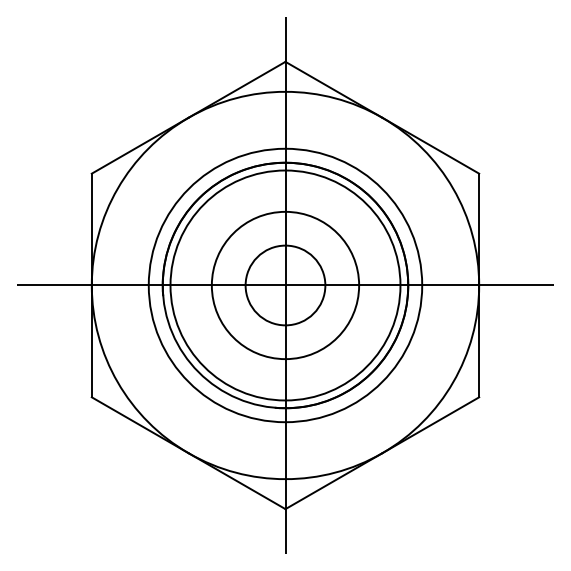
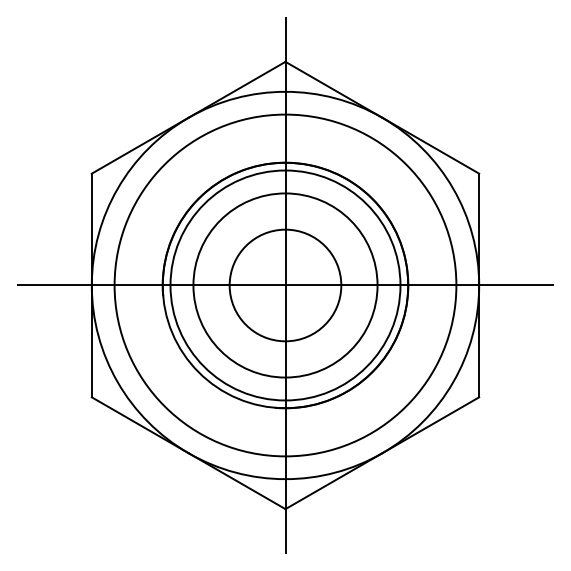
circle diameter: 147 px -> 184 px (285, 285)
circle diameter: 273 px -> 342 px (285, 285)
circle diameter: 80 px -> 112 px (285, 285)
